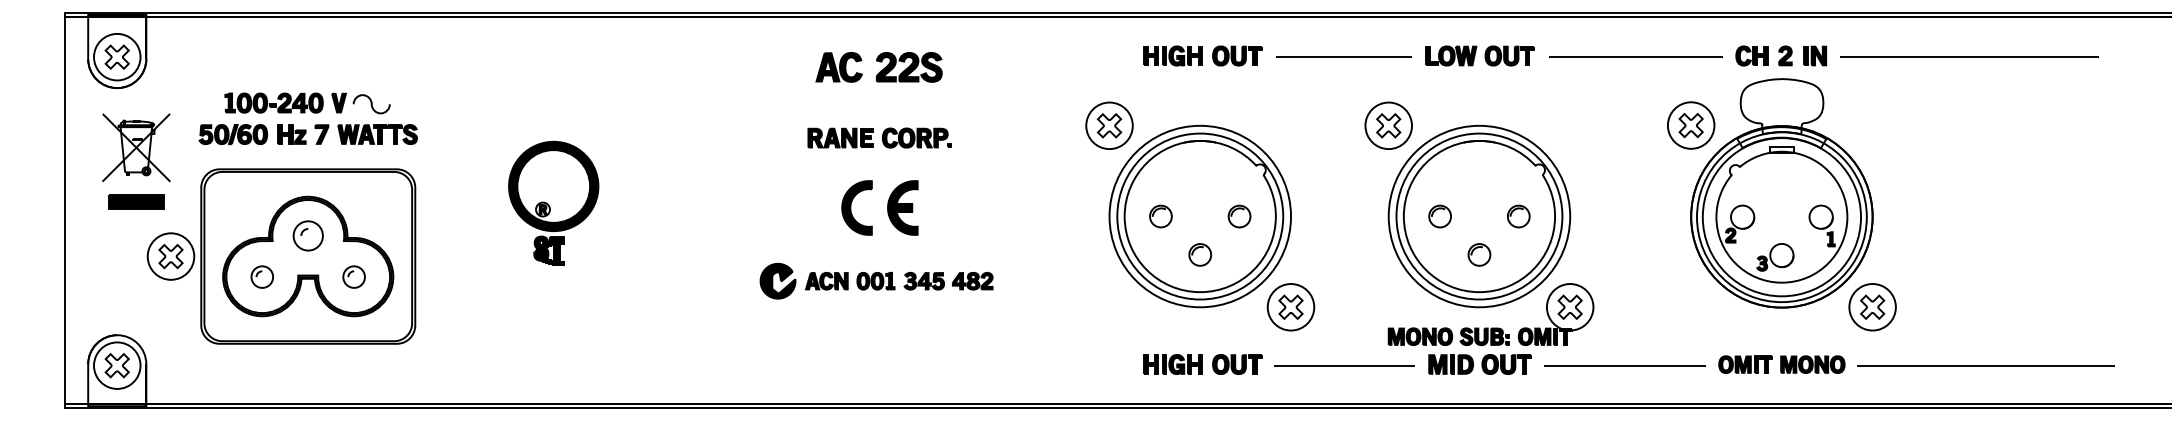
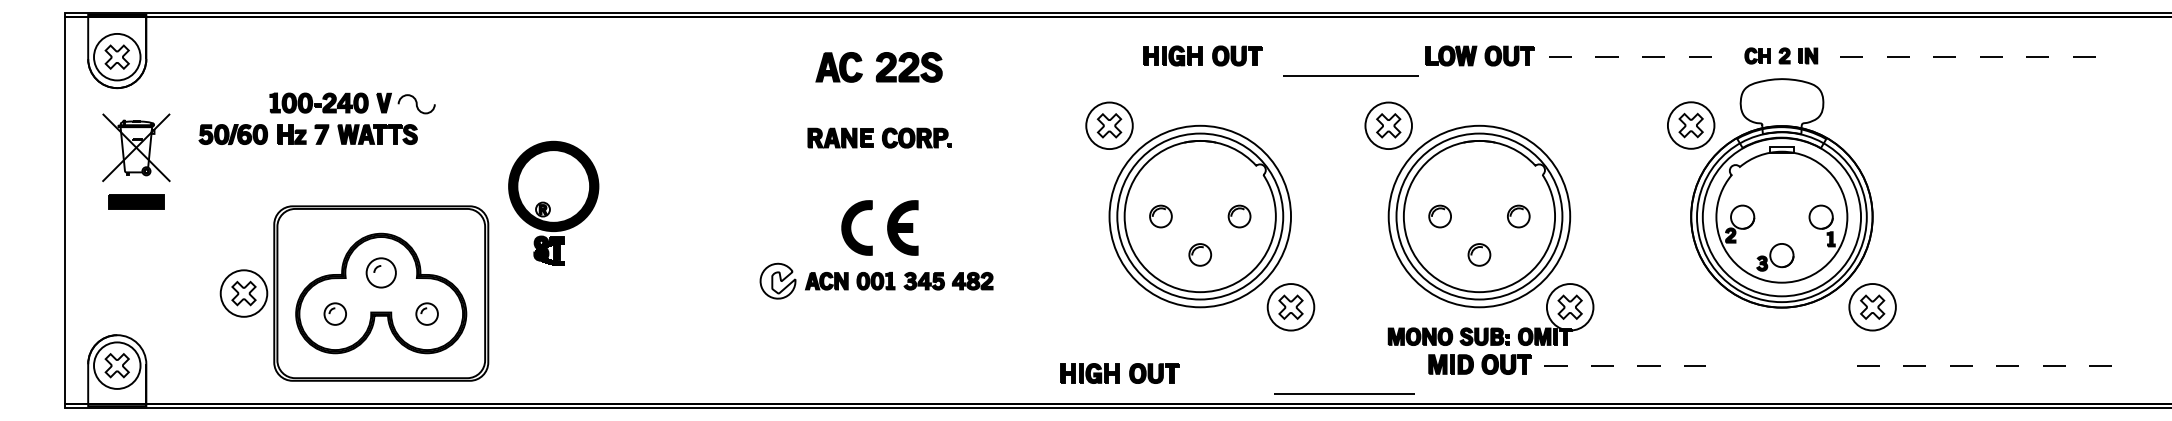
part size: 93x22 px -> 75x18 px (1781, 55)
line position: (1343, 56) -> (1350, 75) (1350, 75)
line: solid -> dashed (1636, 57)
line: solid -> dashed (1969, 57)
part position: (307, 103) -> (352, 103) (352, 103)
part position: (887, 207) -> (887, 227) (887, 227)
part position: (281, 256) -> (354, 293) (354, 293)
fill: present -> none (777, 280)
part position: (1202, 364) -> (1119, 373) (1119, 373)
part: present -> none (1781, 364)
line position: (1344, 365) -> (1344, 393) (1344, 393)
line: solid -> dashed (1625, 365)
line: solid -> dashed (1986, 365)
